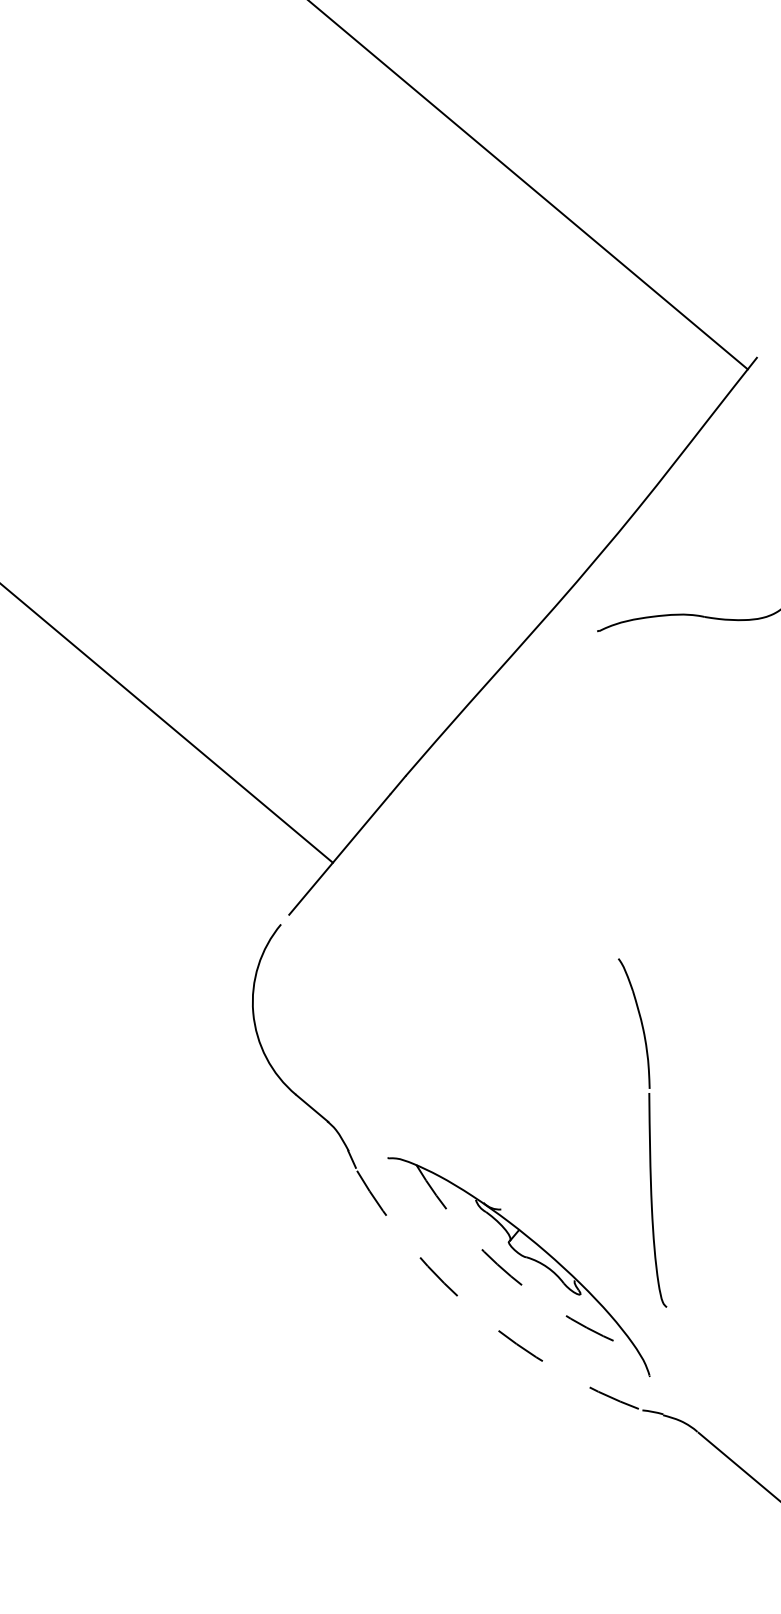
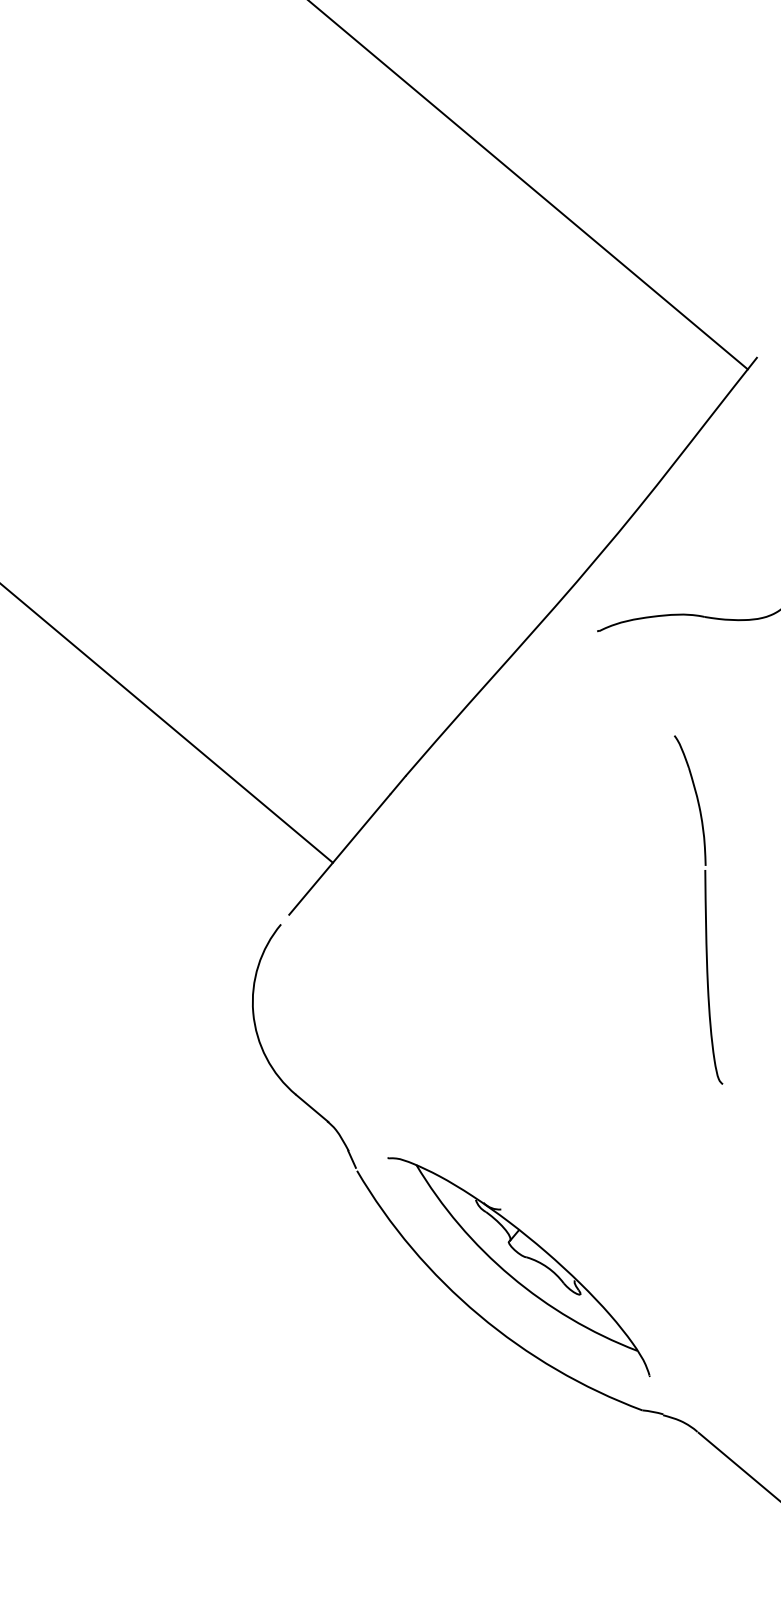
part position: (642, 1132) -> (698, 909) (698, 909)
arc: dashed -> solid (511, 1276)
arc: dashed -> solid (479, 1315)
